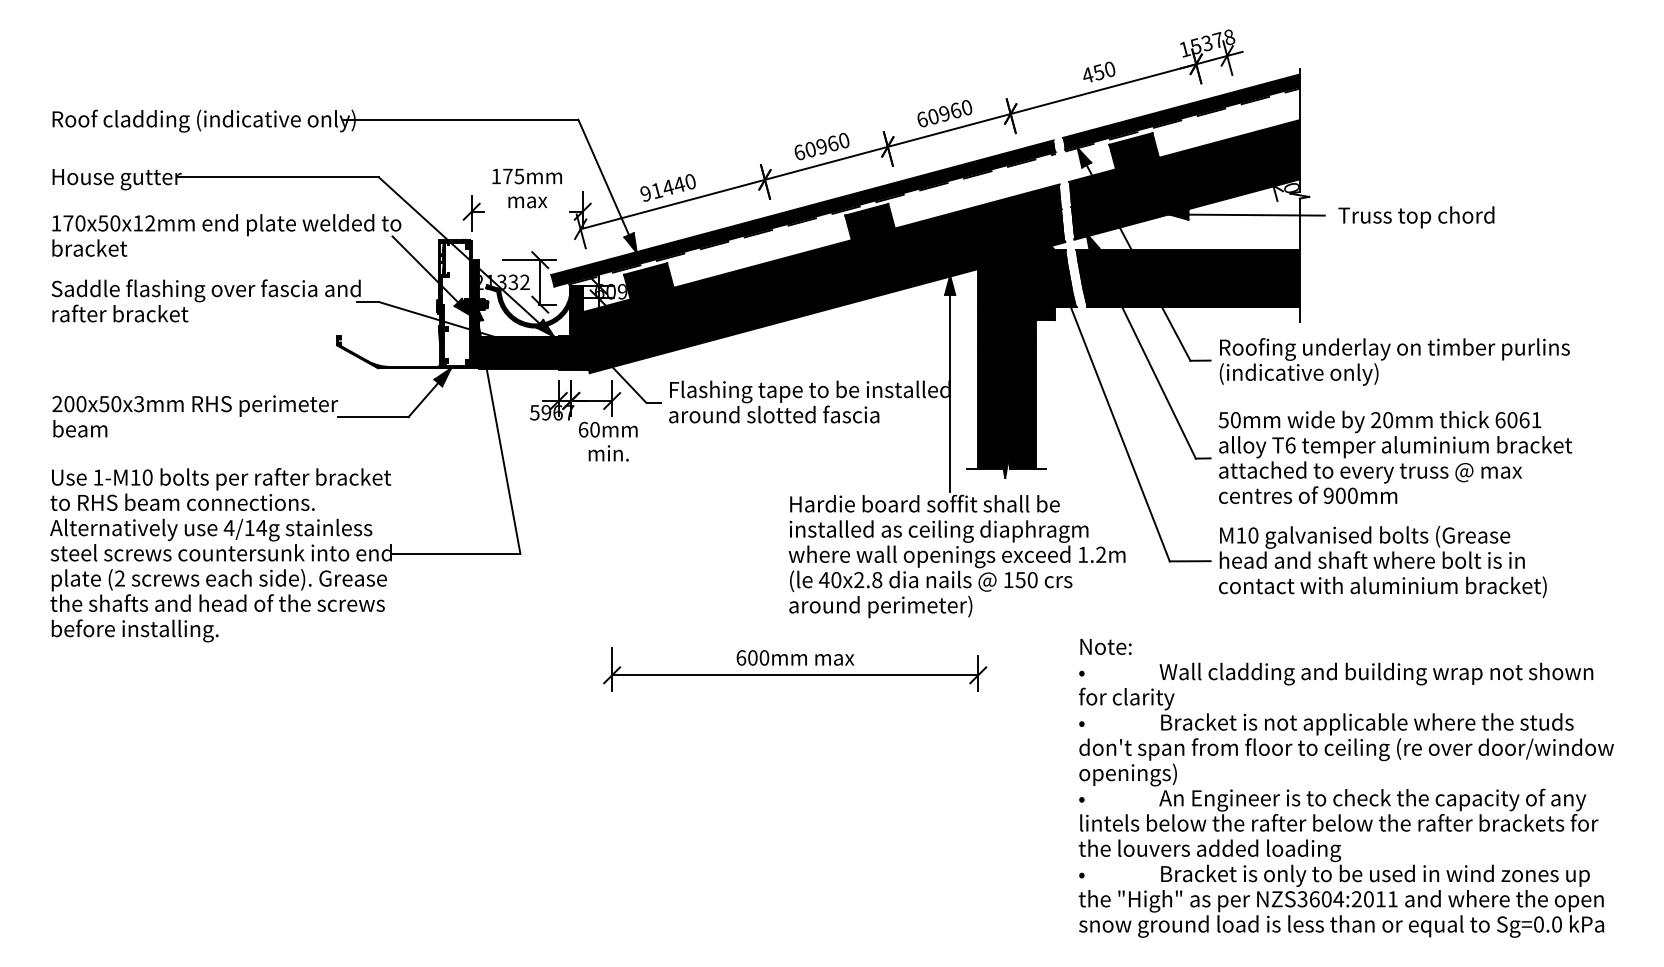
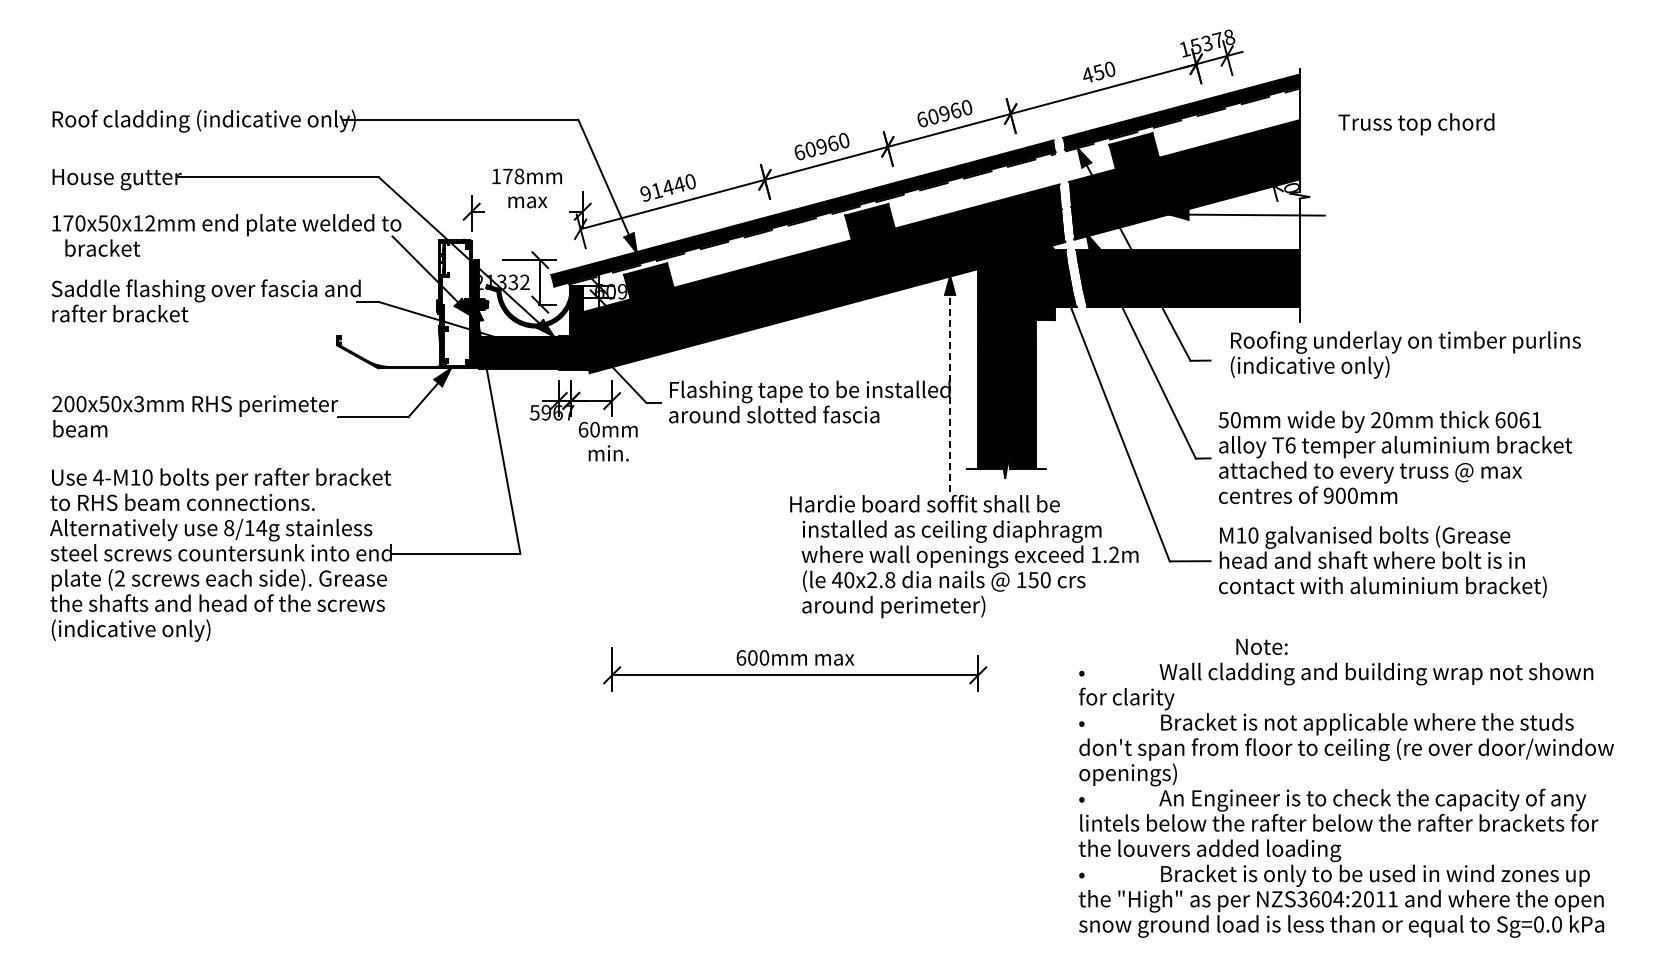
text: 175mm -> 178mm (519, 176)
text position: (1416, 217) -> (1416, 124) (1416, 124)
text position: (89, 247) -> (102, 247) (102, 247)
text position: (1394, 361) -> (1405, 354) (1405, 354)
line: solid -> dashed (950, 384)
text: 1-M10 -> 4-M10 (98, 477)
text: 4/14g -> 8/14g (228, 528)
text position: (956, 569) -> (969, 569) (969, 569)
text: before installing. -> (indicative only) (134, 630)
text position: (1105, 646) -> (1261, 646) (1261, 646)
